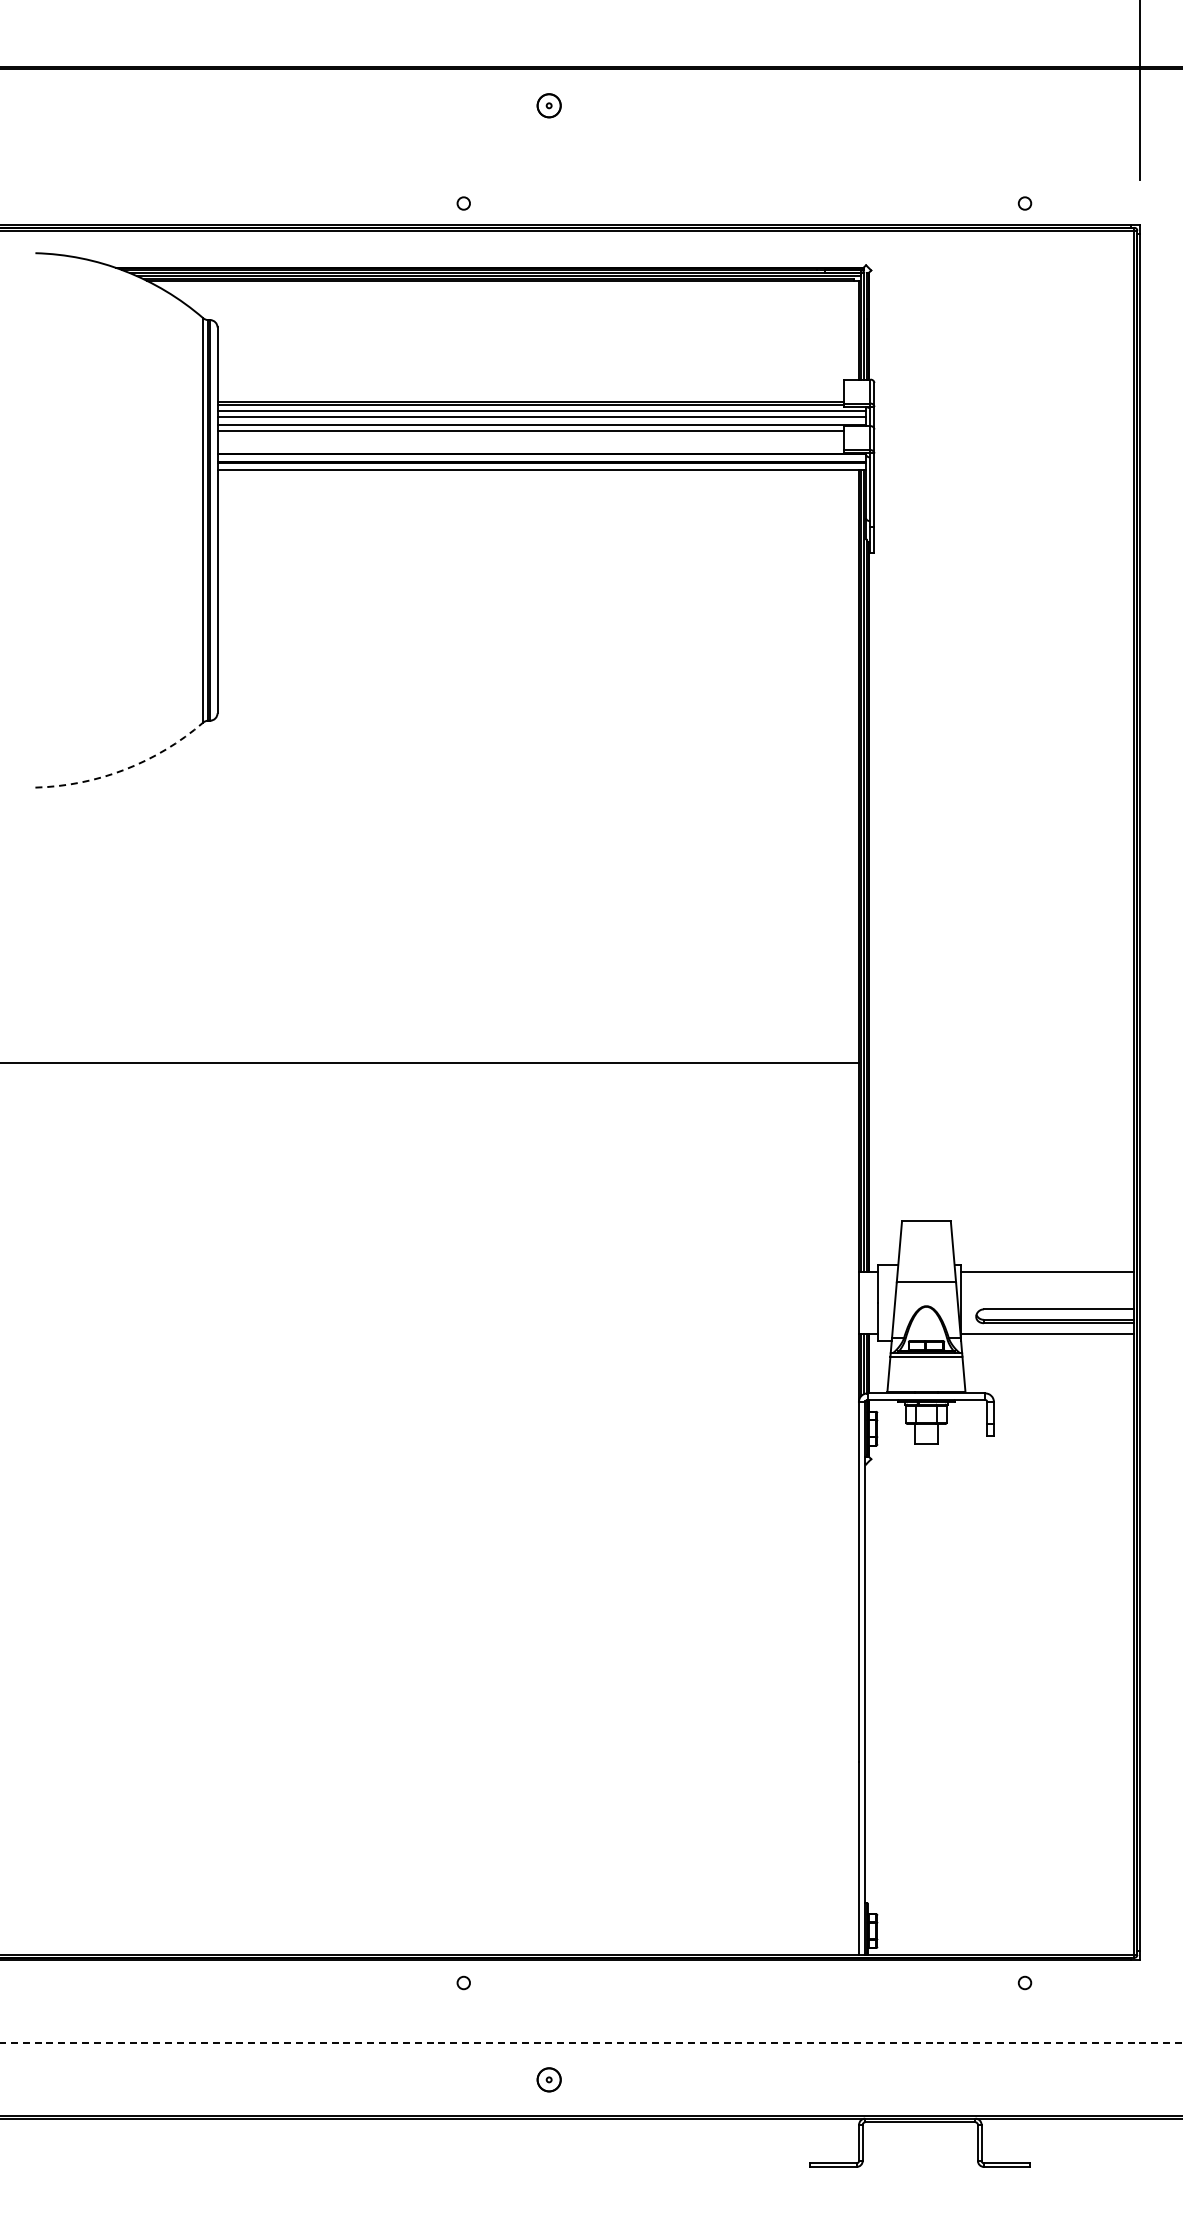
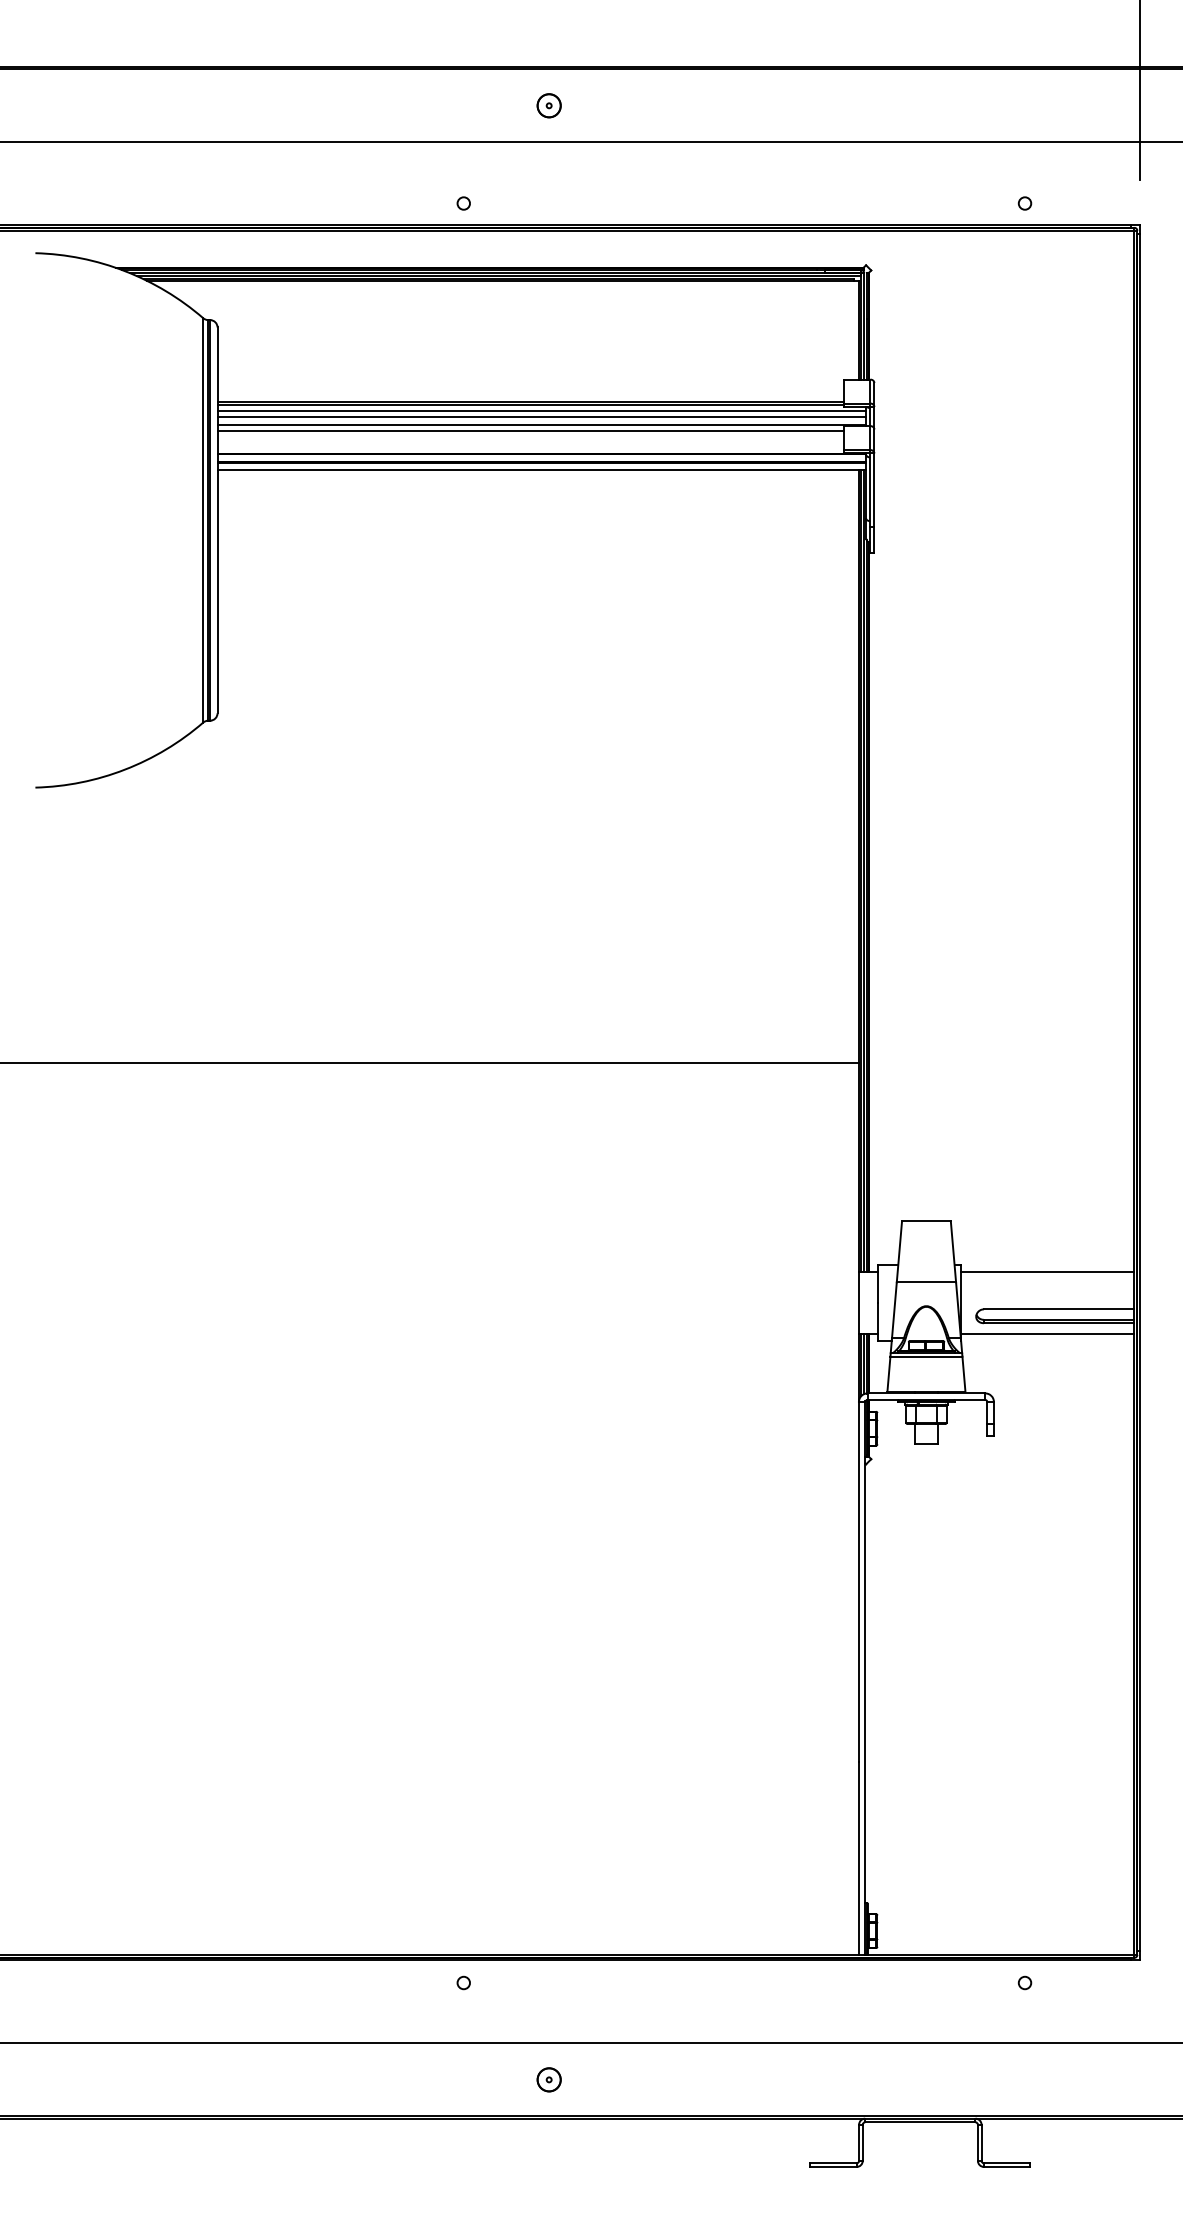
line: none -> present (590, 142)
arc: dashed -> solid (125, 769)
line: dashed -> solid (591, 2043)
